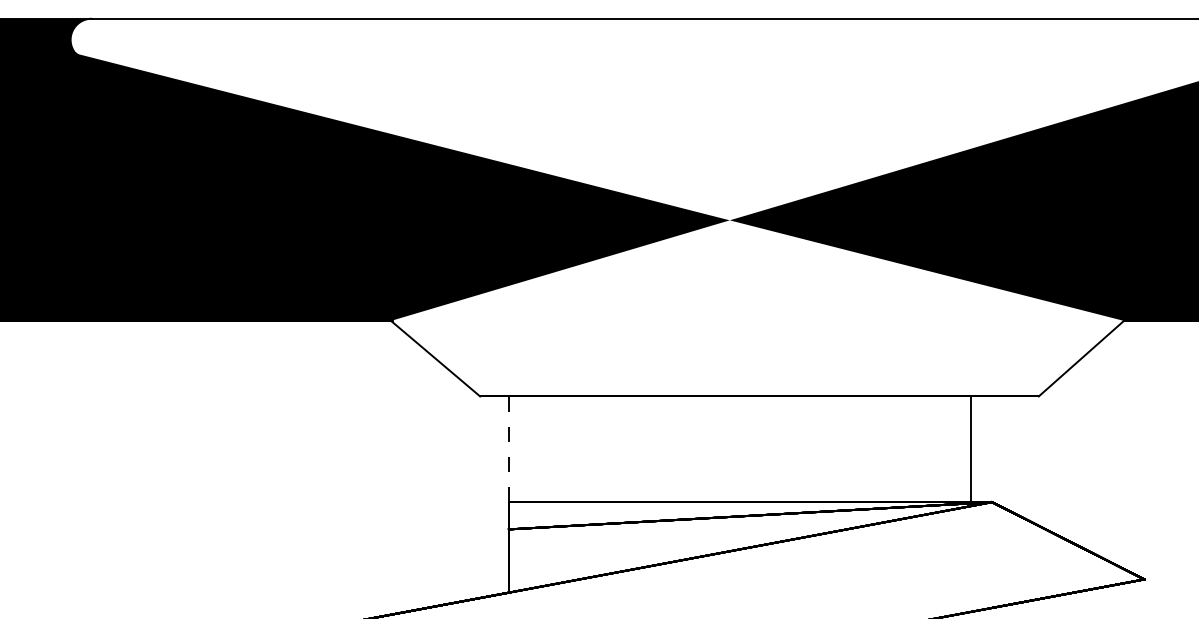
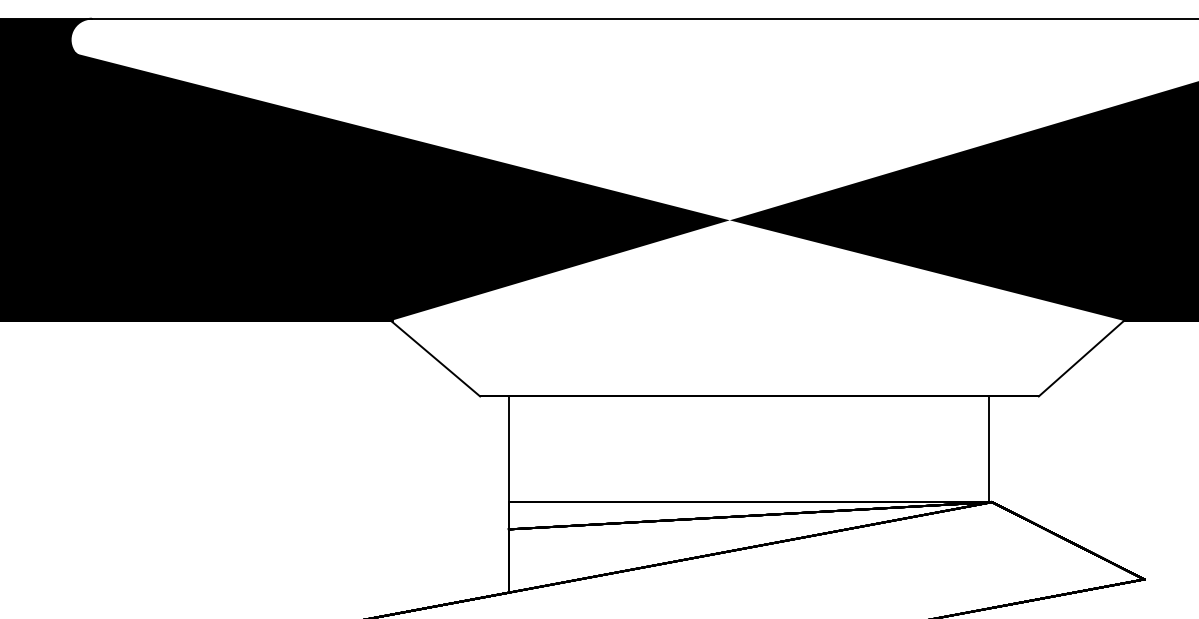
line: dashed -> solid (508, 449)
line position: (971, 449) -> (989, 449) (989, 449)
